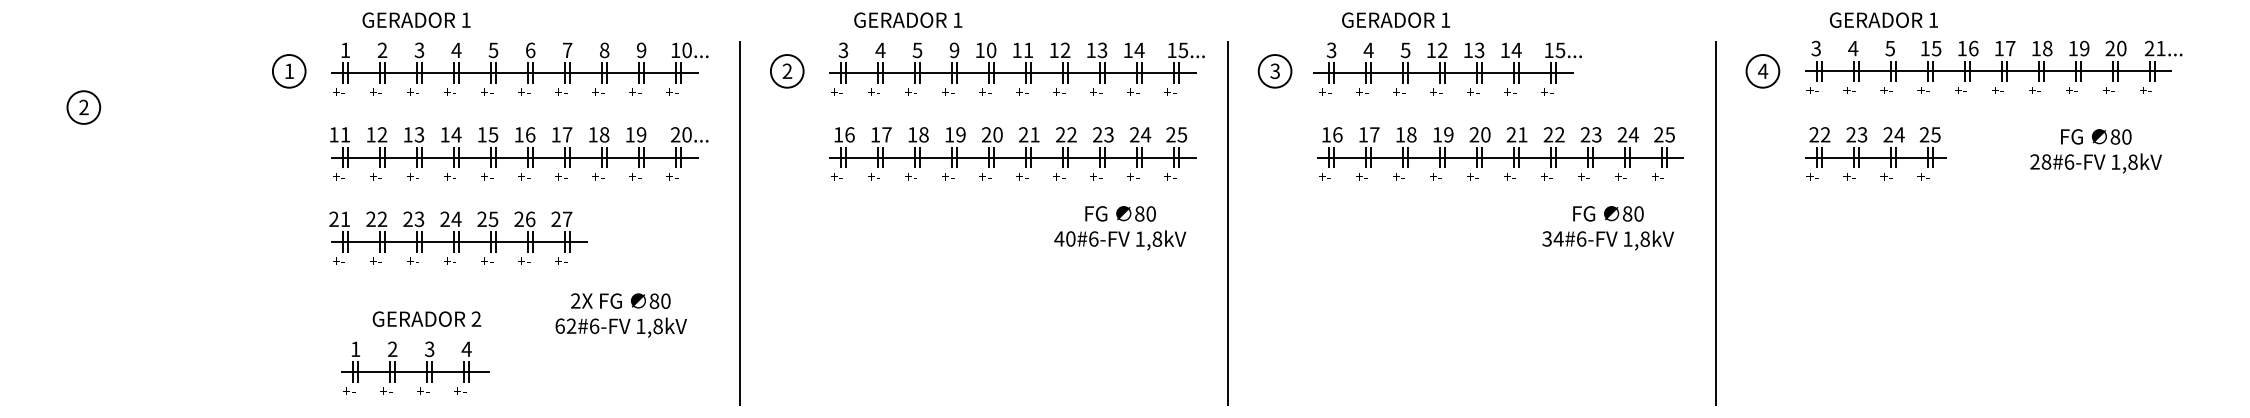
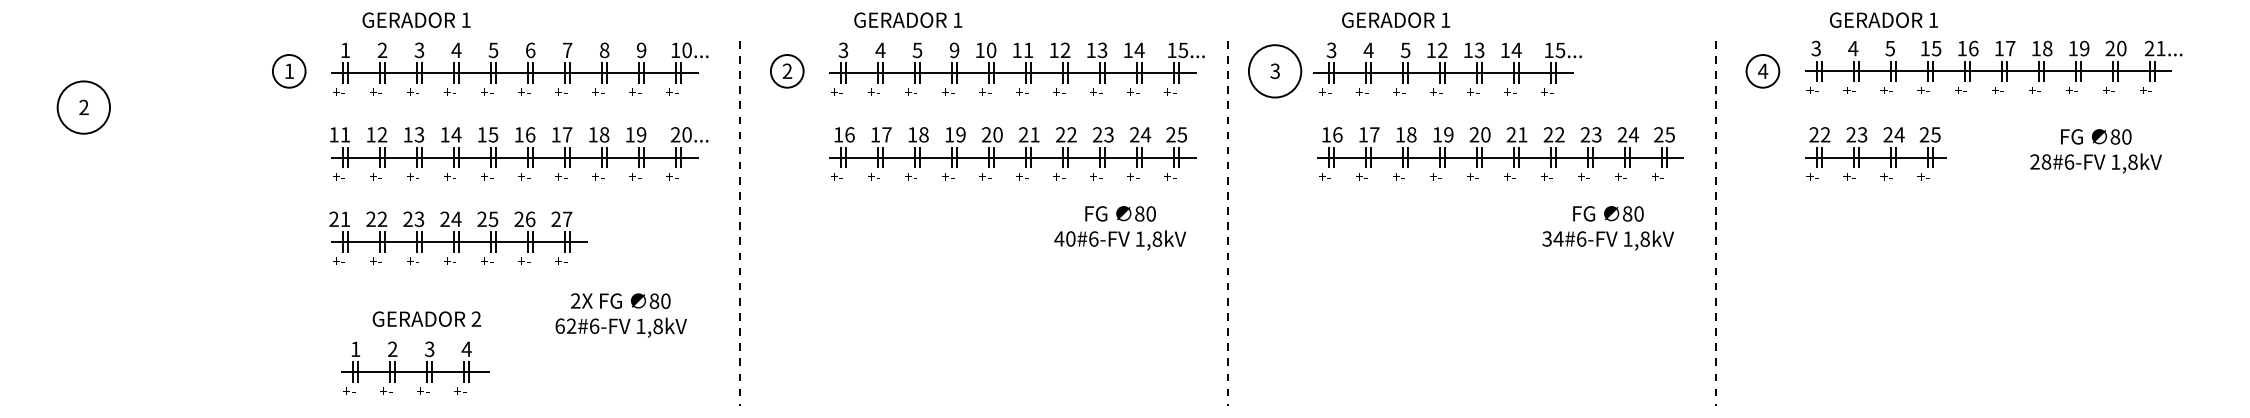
circle diameter: 33 px -> 52 px (1274, 71)
circle diameter: 33 px -> 52 px (83, 107)
line: solid -> dashed (740, 223)
line: solid -> dashed (1227, 223)
line: solid -> dashed (1715, 223)
